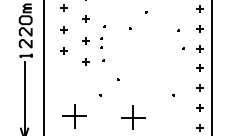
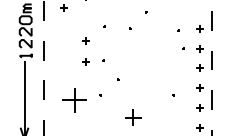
part: present -> none (199, 8)
part: present -> none (85, 18)
part: present -> none (63, 29)
part: present -> none (101, 42)
part: present -> none (63, 50)
line: solid -> dashed (44, 67)
line: solid -> dashed (212, 67)
part position: (74, 116) -> (74, 100) (74, 100)
part size: 25x25 px -> 17x17 px (133, 117)
